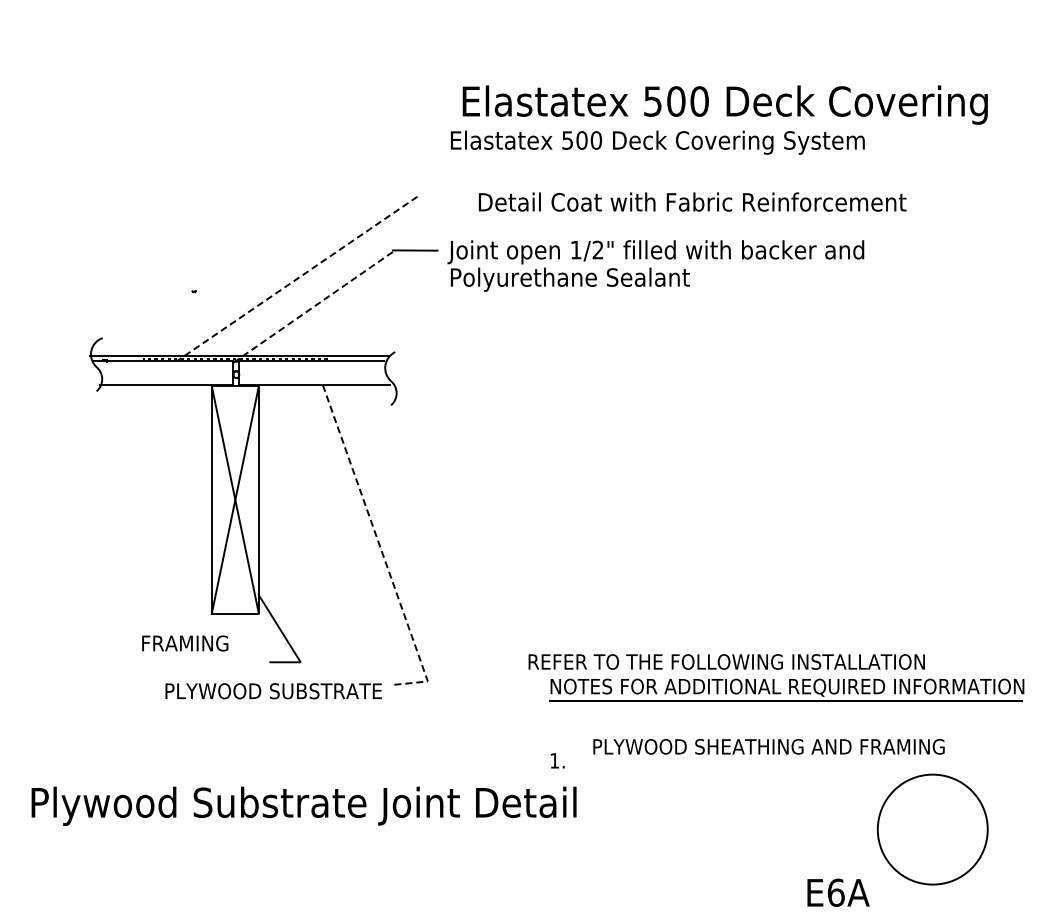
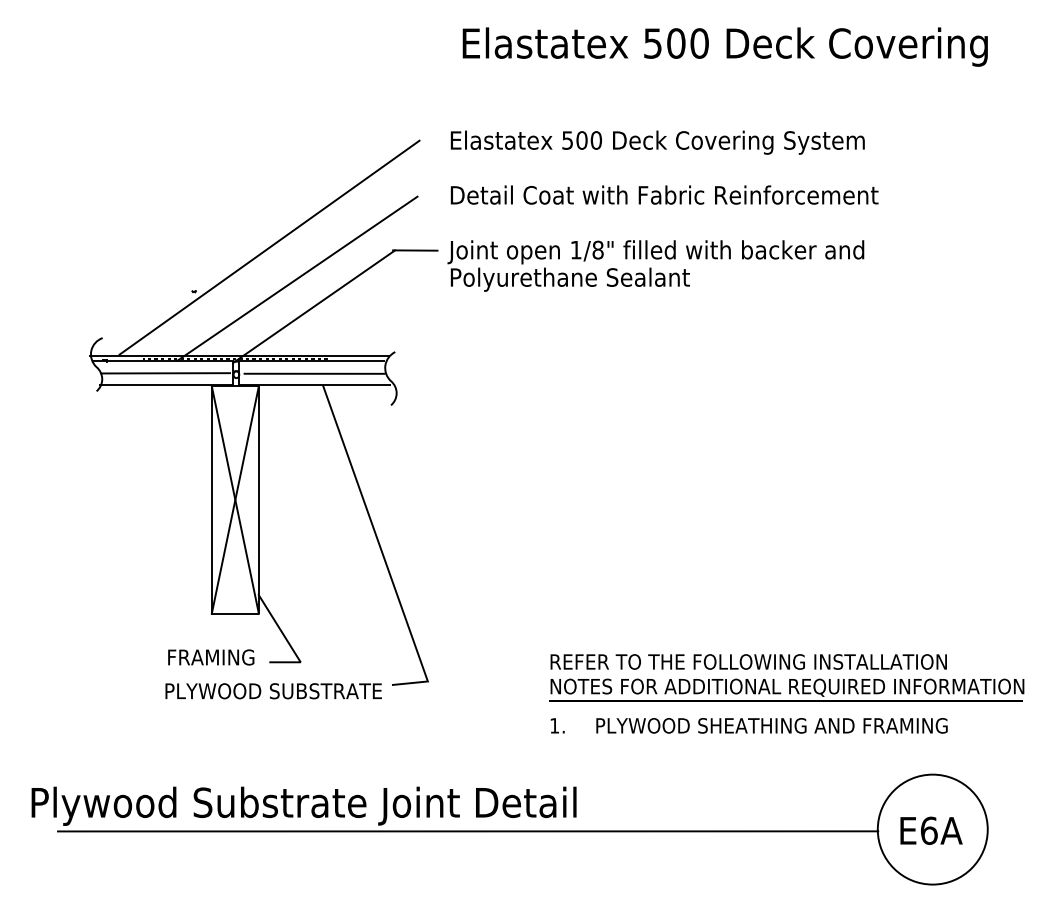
text position: (724, 104) -> (724, 46) (724, 46)
text position: (692, 201) -> (664, 194) (664, 194)
line: none -> present (269, 247)
text: 1/2" -> 1/8" (597, 249)
line: dashed -> solid (297, 278)
line: dashed -> solid (314, 306)
line: none -> present (165, 373)
line: none -> present (314, 373)
line: dashed -> solid (381, 551)
text position: (185, 643) -> (211, 657) (211, 657)
text position: (726, 661) -> (748, 661) (748, 661)
text position: (768, 746) -> (771, 725) (771, 725)
text position: (557, 760) -> (557, 725) (557, 725)
line: none -> present (468, 831)
text position: (838, 892) -> (931, 830) (931, 830)
